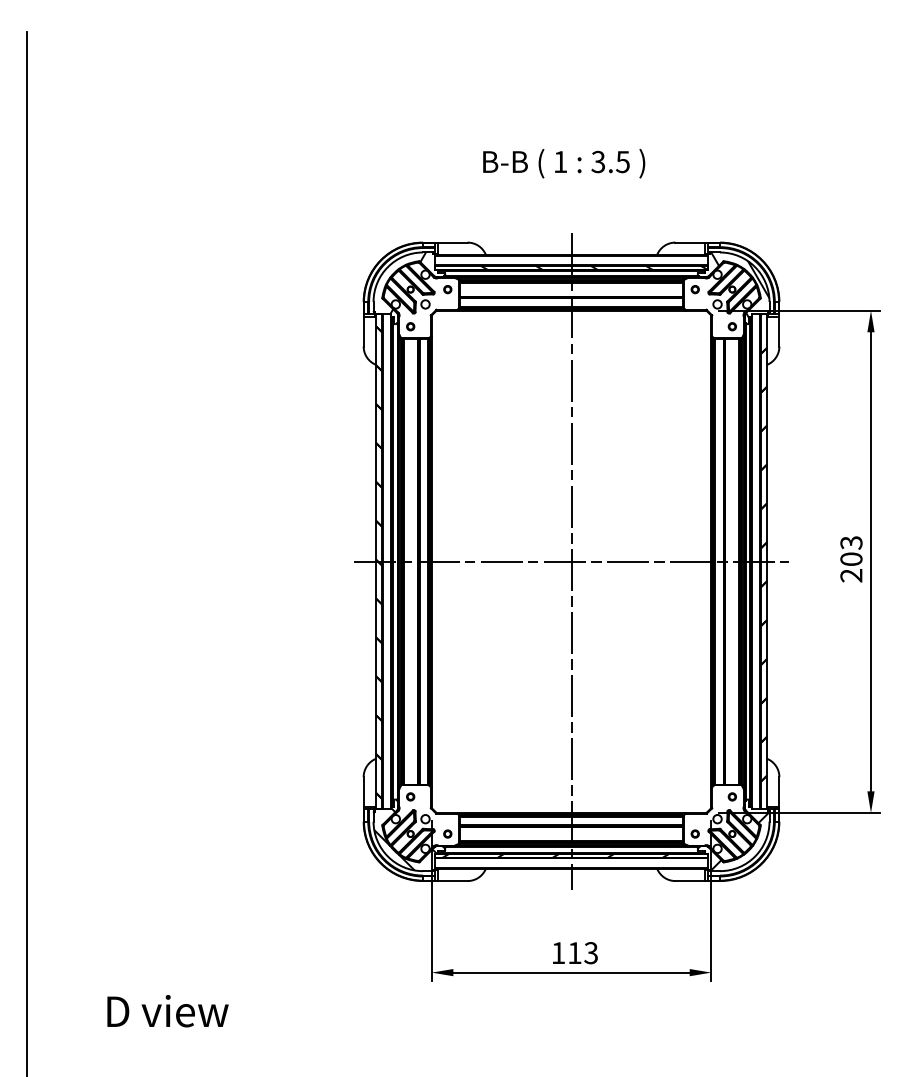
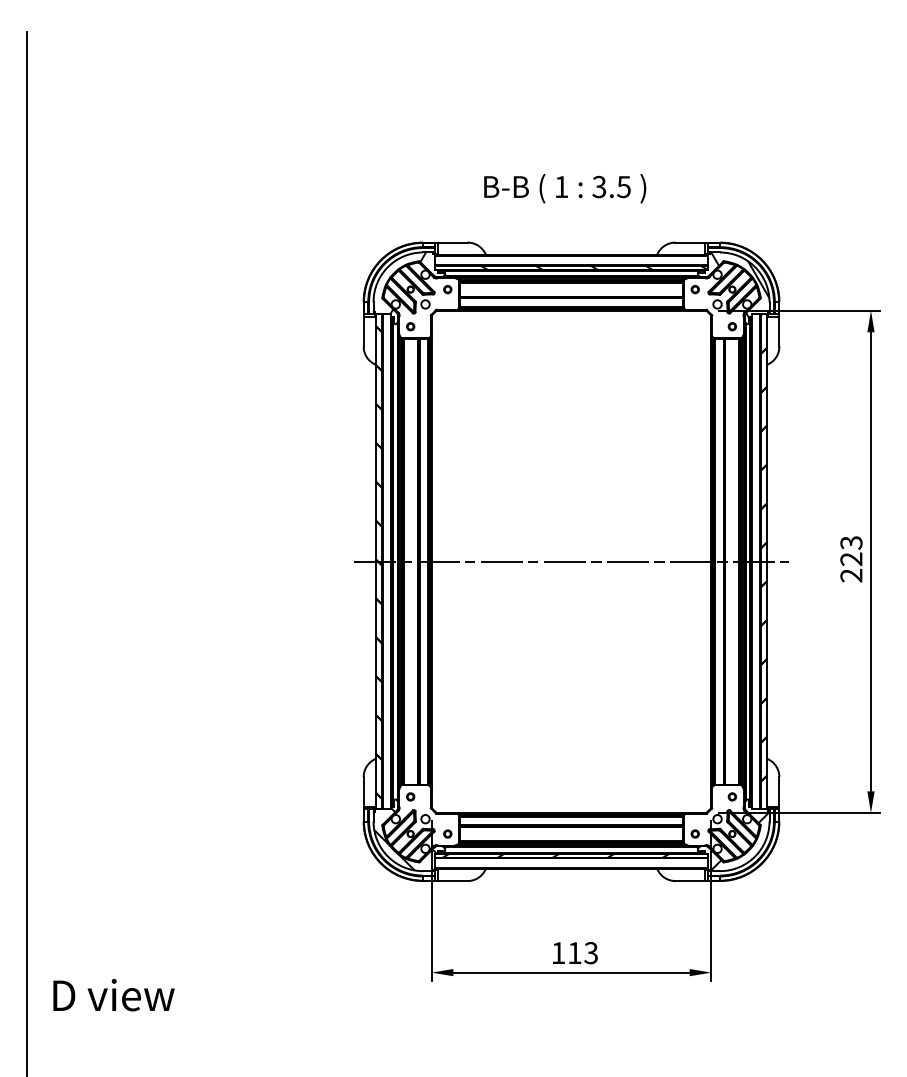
text position: (564, 163) -> (565, 188) (565, 188)
text: 203 -> 223 (851, 559)
line: present -> none (571, 561)
text position: (167, 1011) -> (113, 995) (113, 995)
